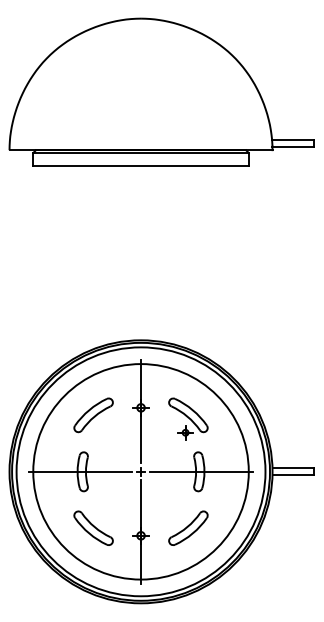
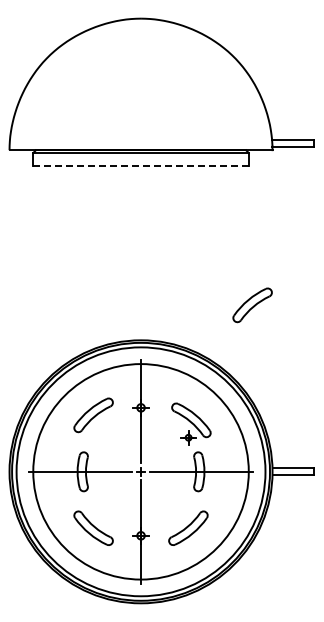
line: solid -> dashed (141, 166)
part: none -> present (252, 305)
part position: (188, 418) -> (191, 423) (191, 423)
